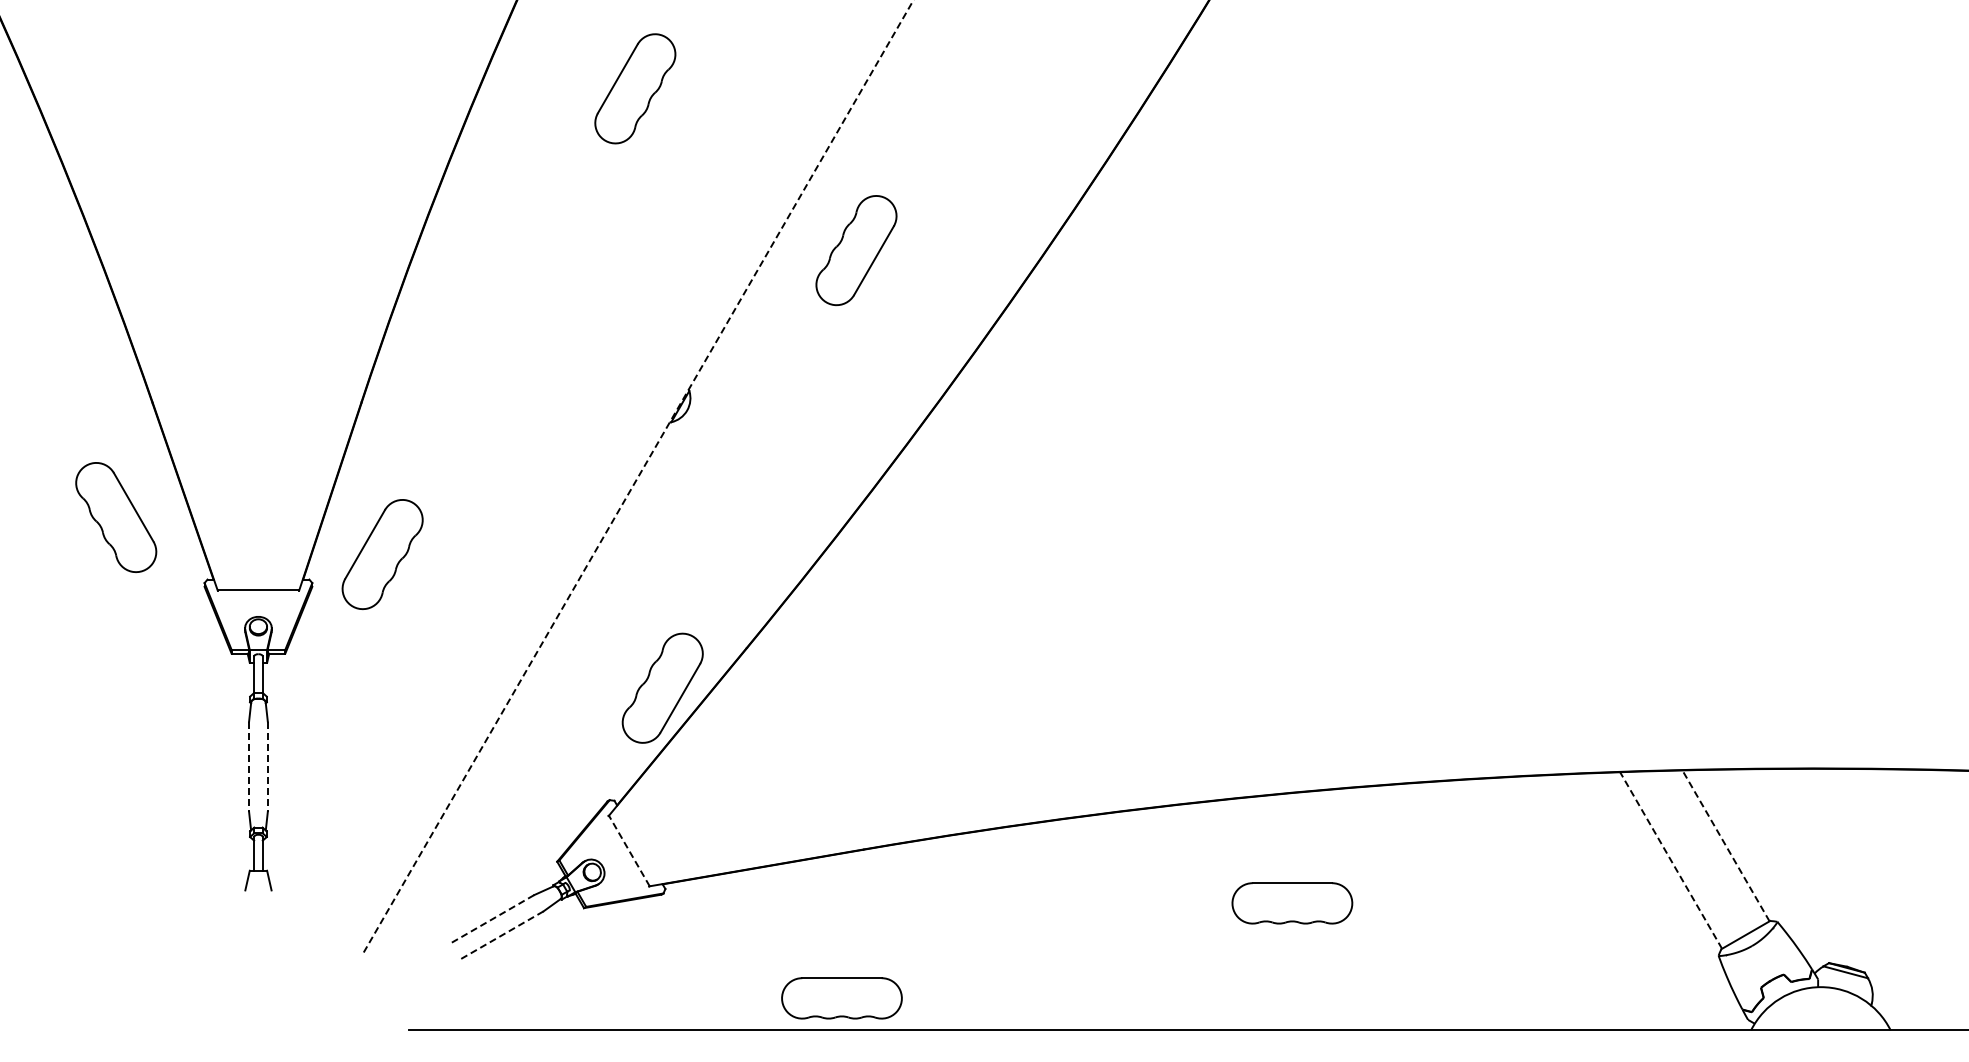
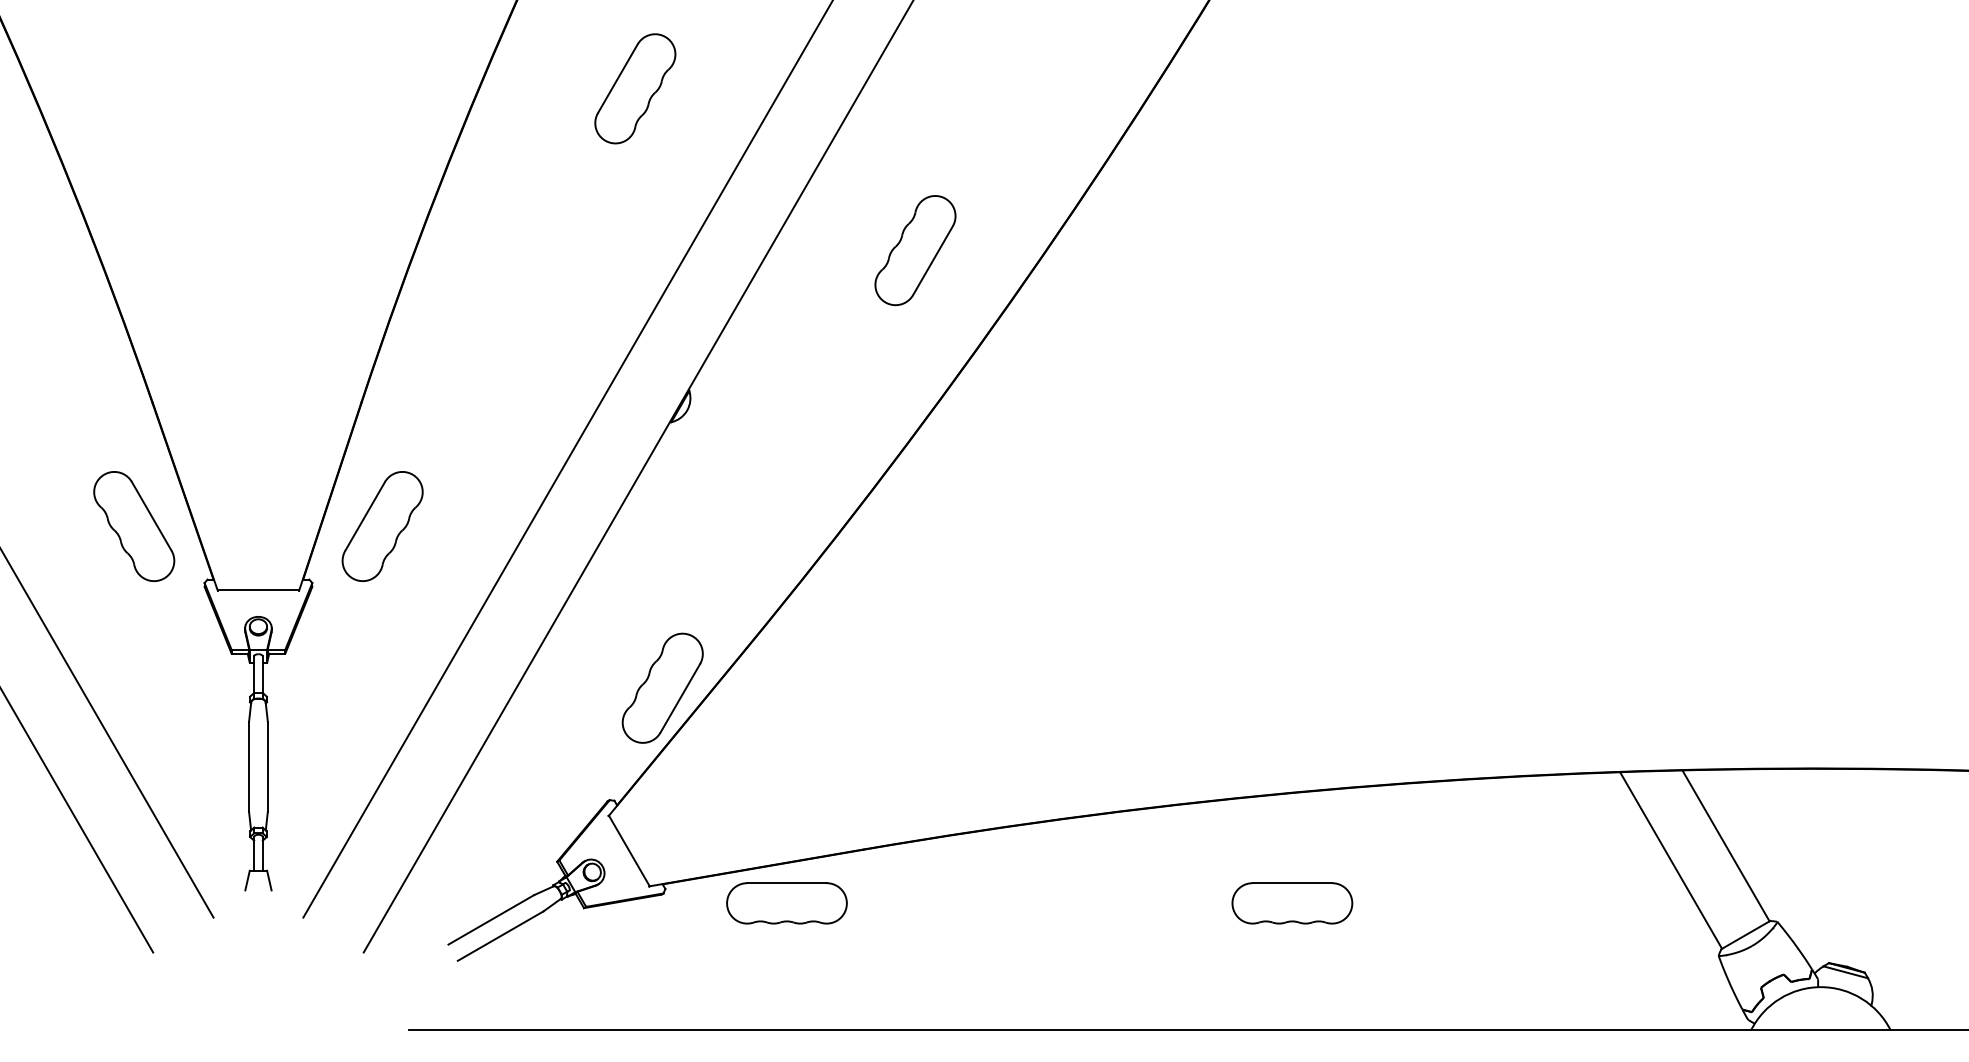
part position: (856, 250) -> (915, 250) (915, 250)
line: none -> present (567, 459)
line: dashed -> solid (638, 476)
part position: (116, 517) -> (134, 526) (134, 526)
part position: (382, 554) -> (382, 526) (382, 526)
line: none -> present (107, 734)
line: dashed -> solid (249, 766)
line: dashed -> solid (267, 766)
line: none -> present (77, 821)
line: dashed -> solid (1725, 845)
line: dashed -> solid (629, 851)
line: dashed -> solid (1671, 860)
line: dashed -> solid (490, 920)
line: dashed -> solid (500, 936)
part position: (841, 998) -> (786, 903) (786, 903)
